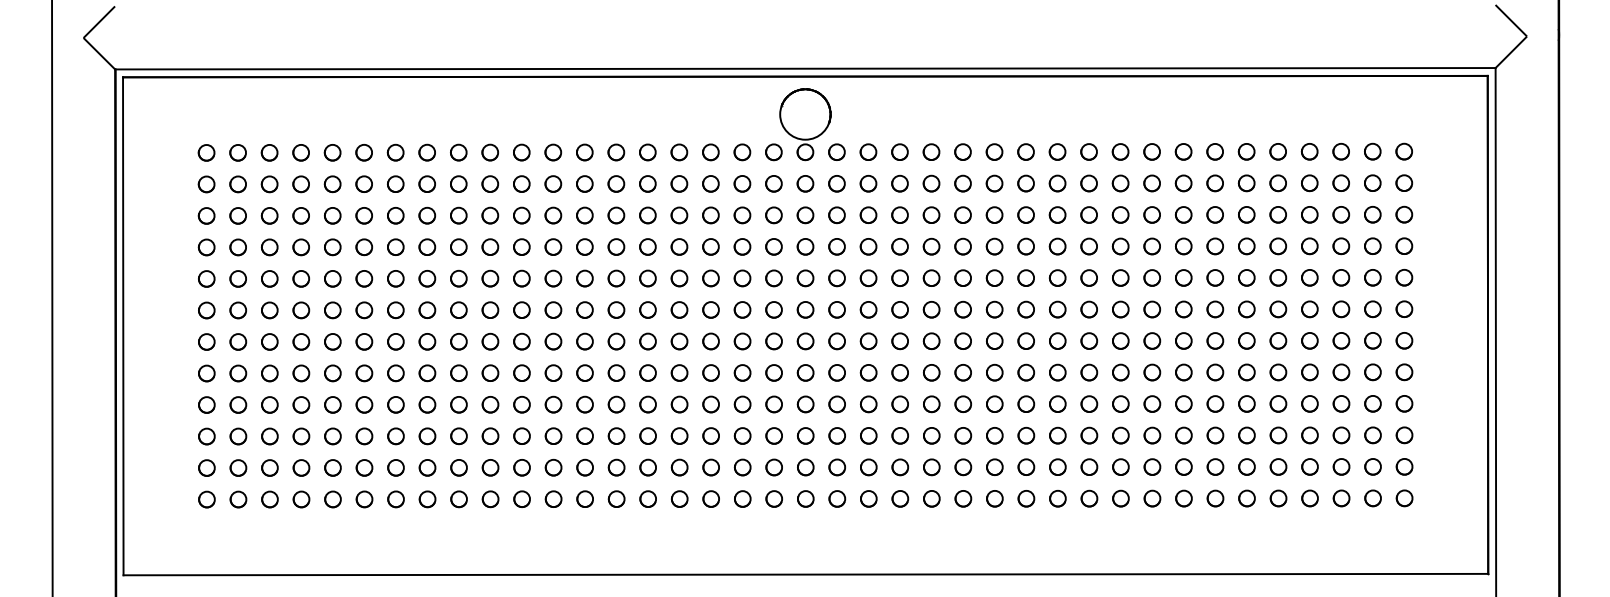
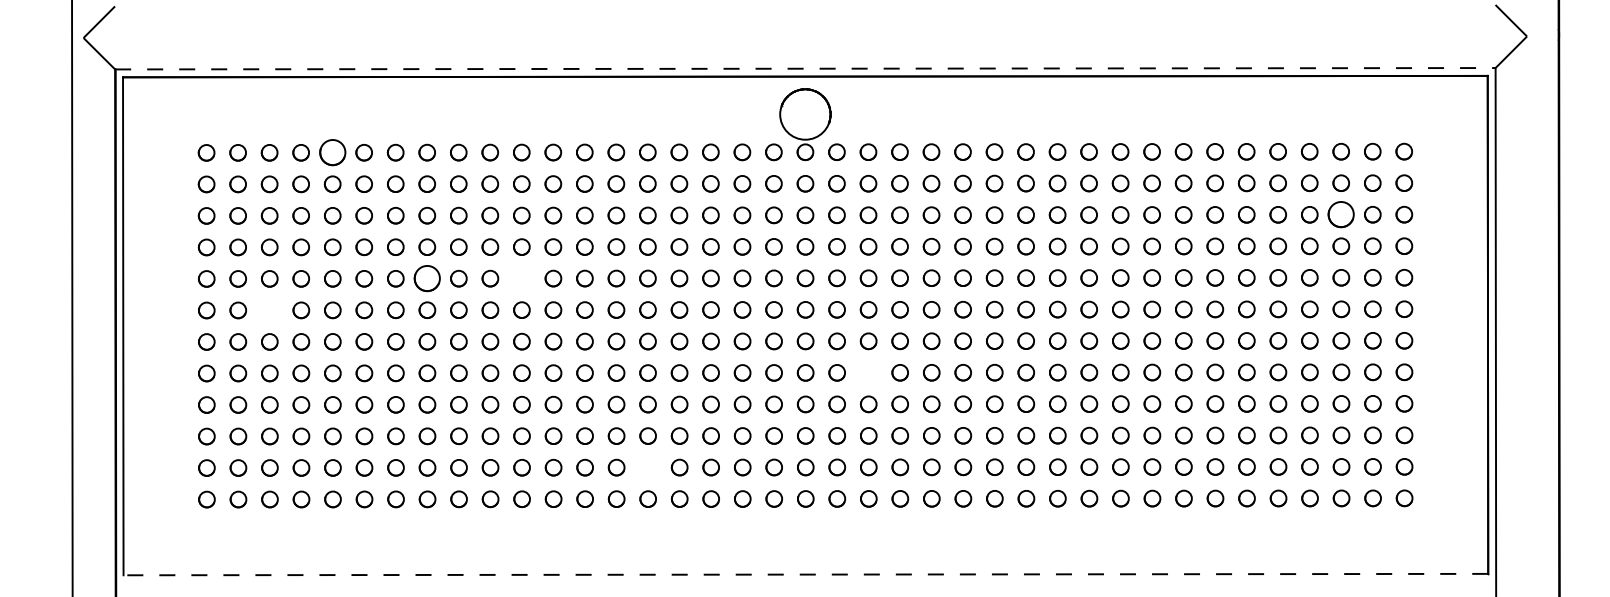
line: solid -> dashed (805, 68)
part size: 19x18 px -> 28x28 px (332, 152)
part size: 19x18 px -> 28x28 px (1340, 214)
part size: 19x18 px -> 28x28 px (426, 278)
part: present -> none (521, 278)
line position: (52, 297) -> (72, 297) (72, 297)
part: present -> none (269, 310)
part: present -> none (868, 372)
part: present -> none (647, 467)
line: solid -> dashed (805, 574)
